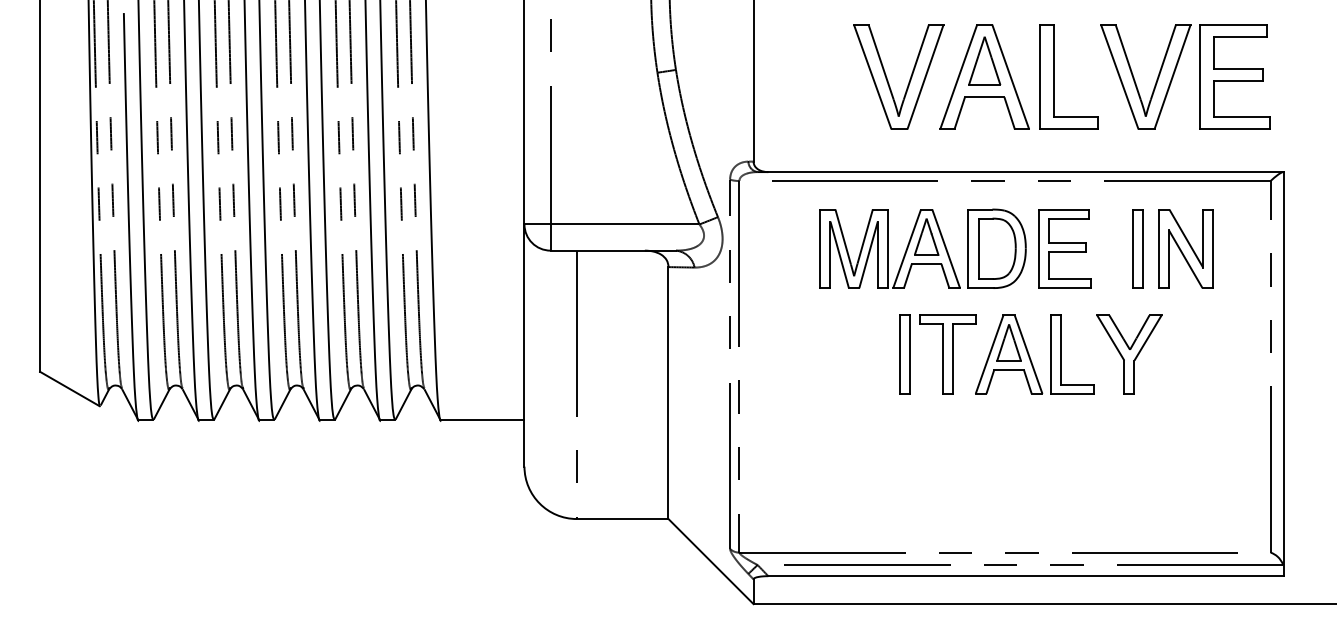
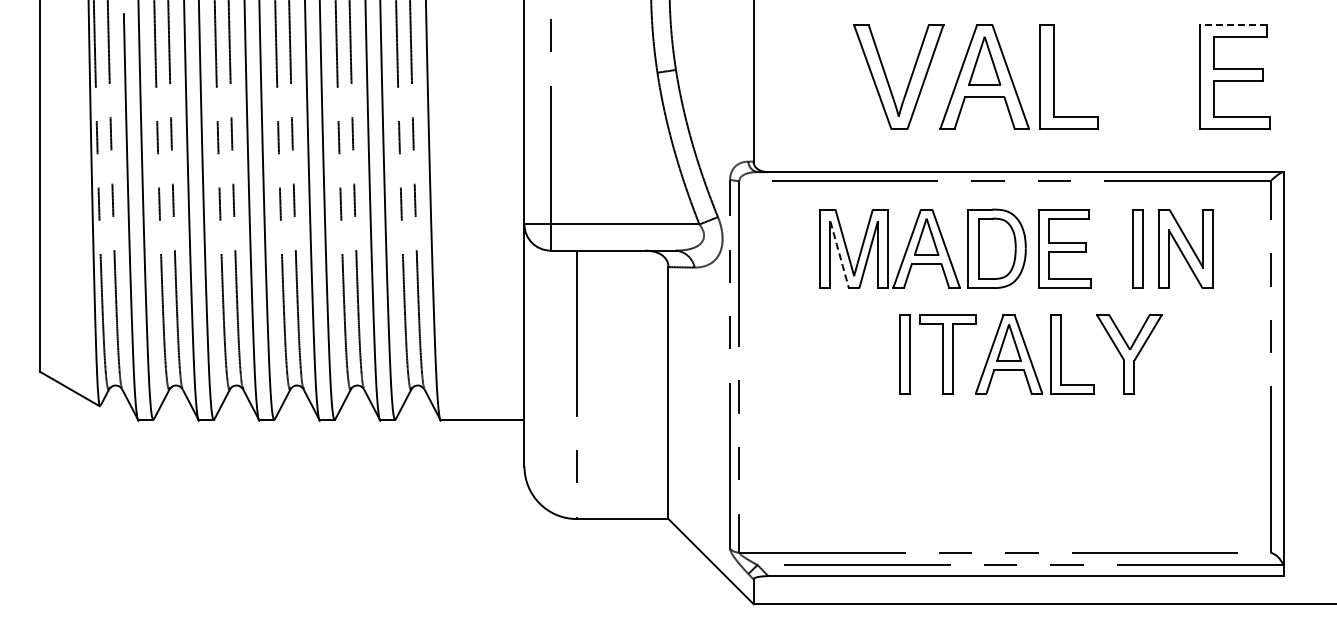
line: solid -> dashed (1233, 24)
part: present -> none (1135, 80)
line: solid -> dashed (839, 255)
